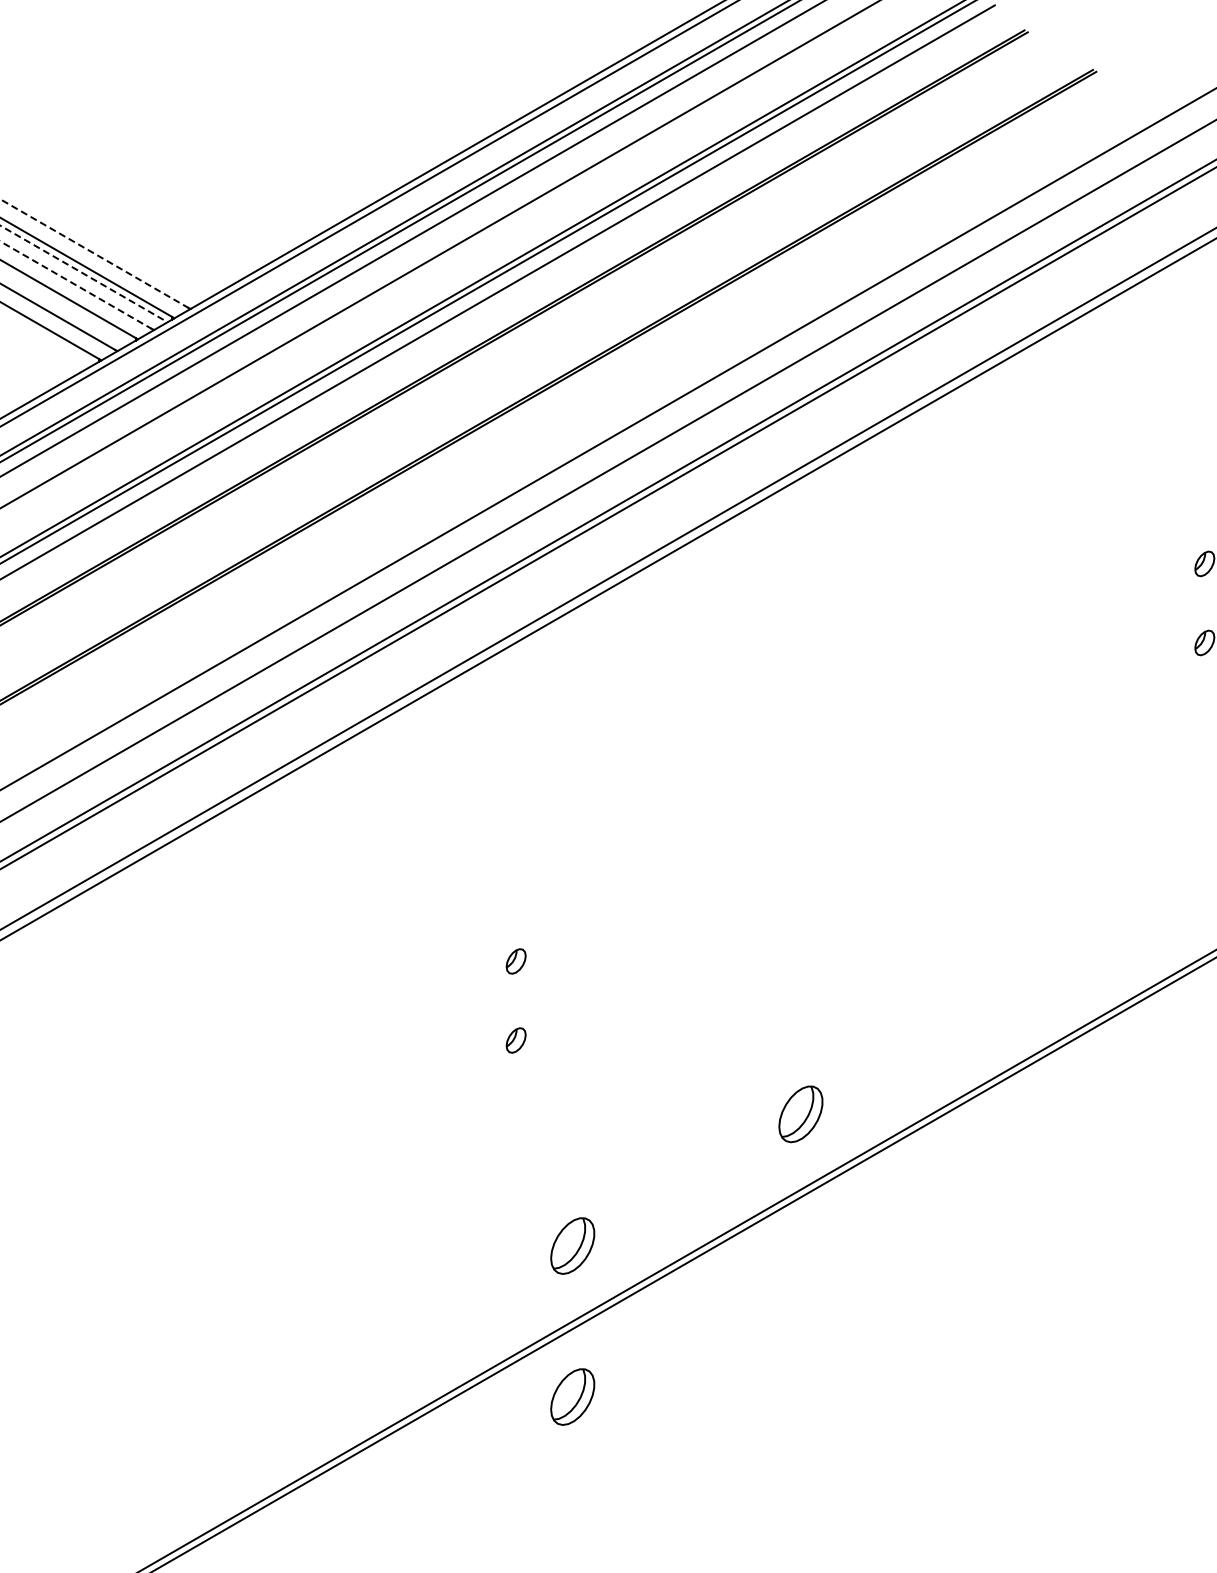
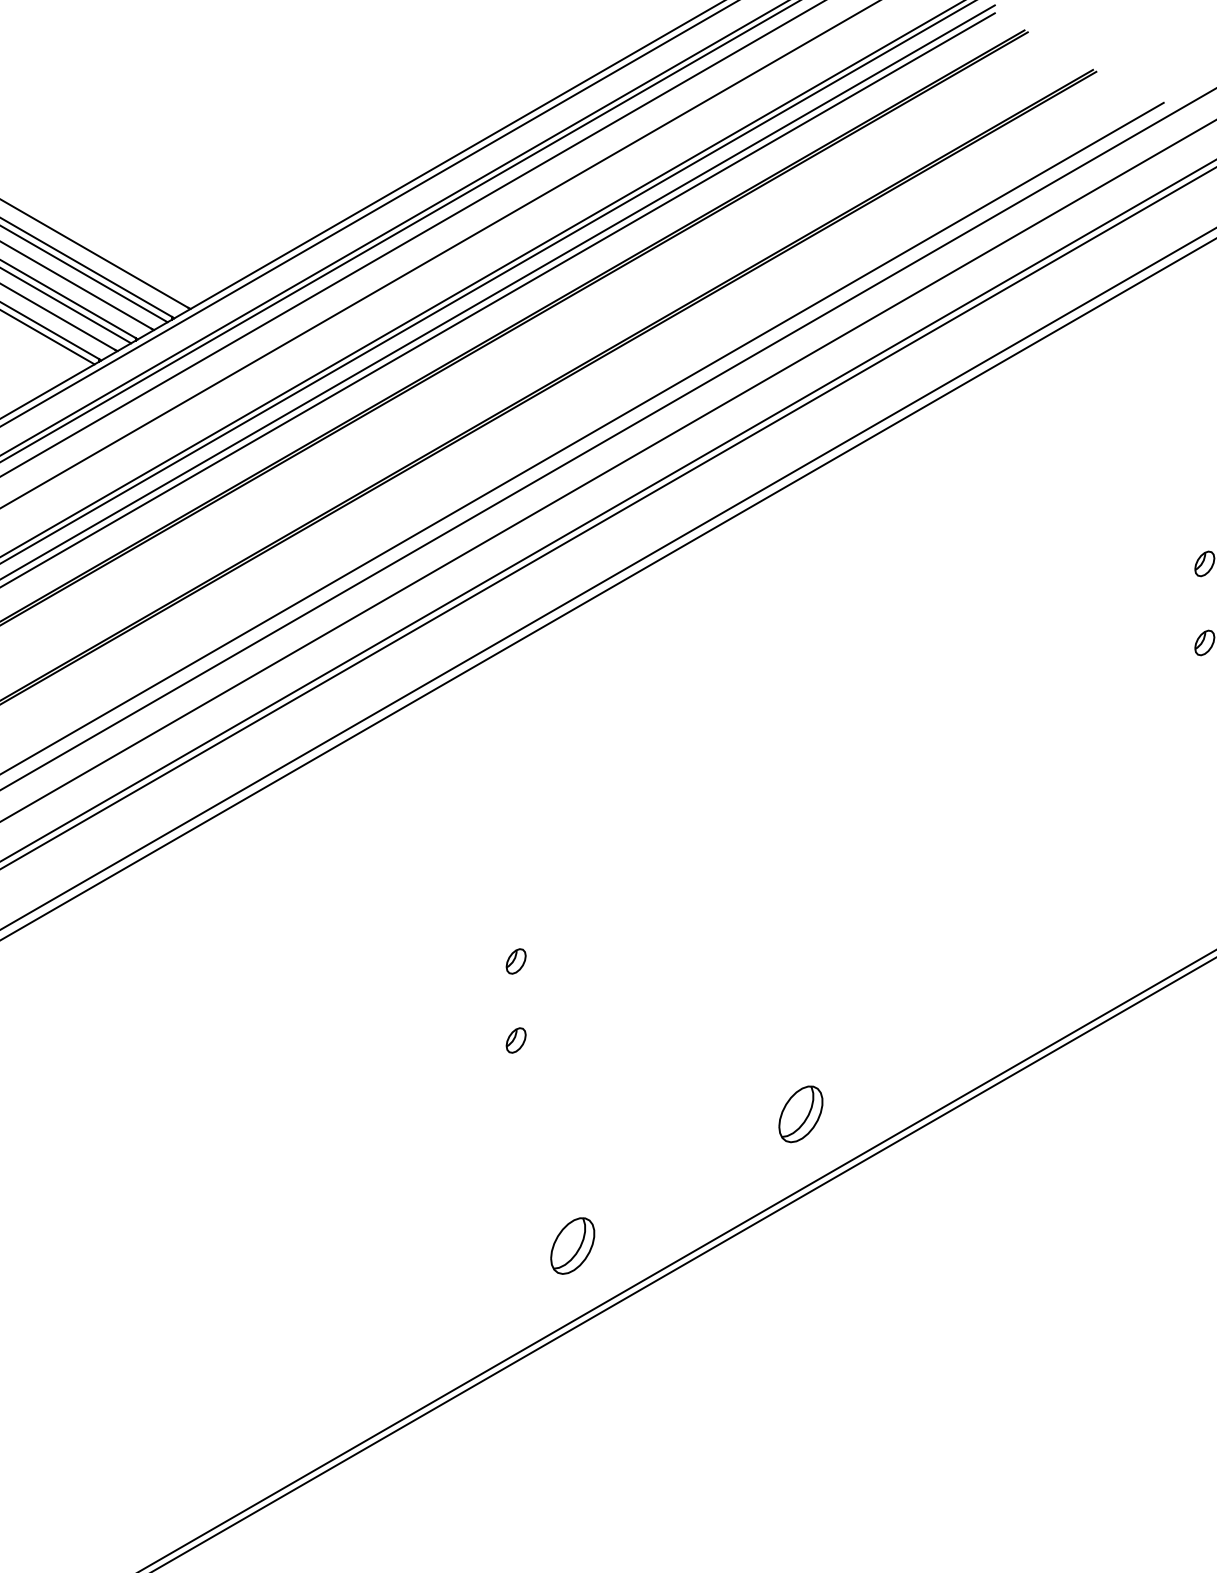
line: dashed -> solid (94, 253)
line: dashed -> solid (84, 274)
line: dashed -> solid (76, 285)
line: none -> present (498, 299)
line: none -> present (66, 306)
line: none -> present (48, 337)
line: none -> present (582, 437)
part: present -> none (572, 1396)
